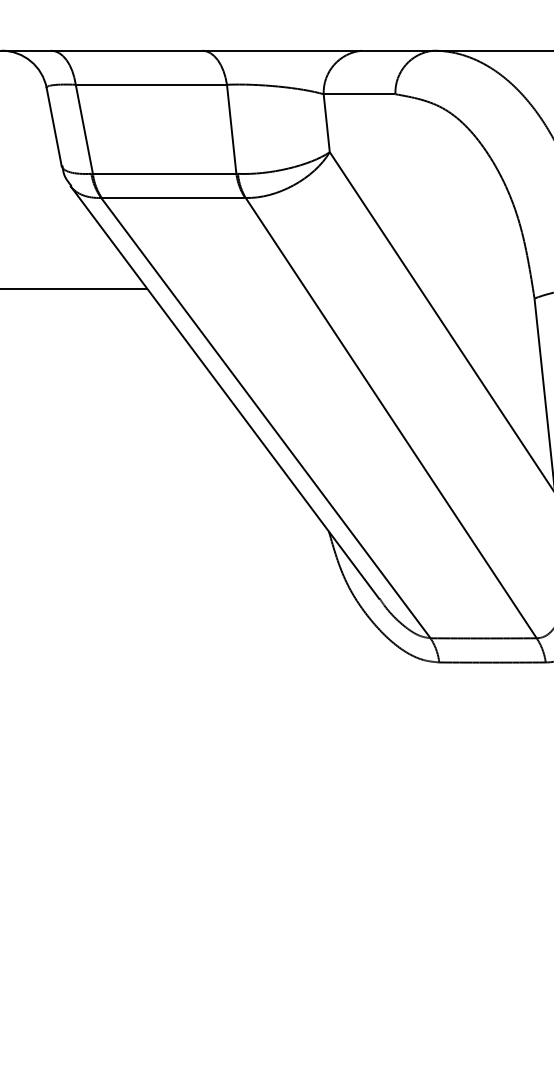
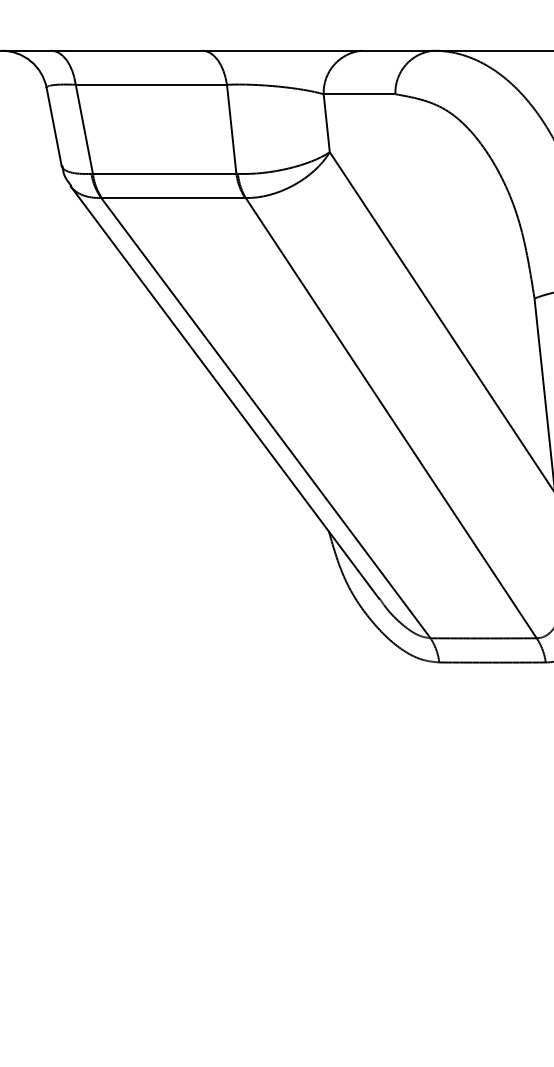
line: present -> none (74, 289)
